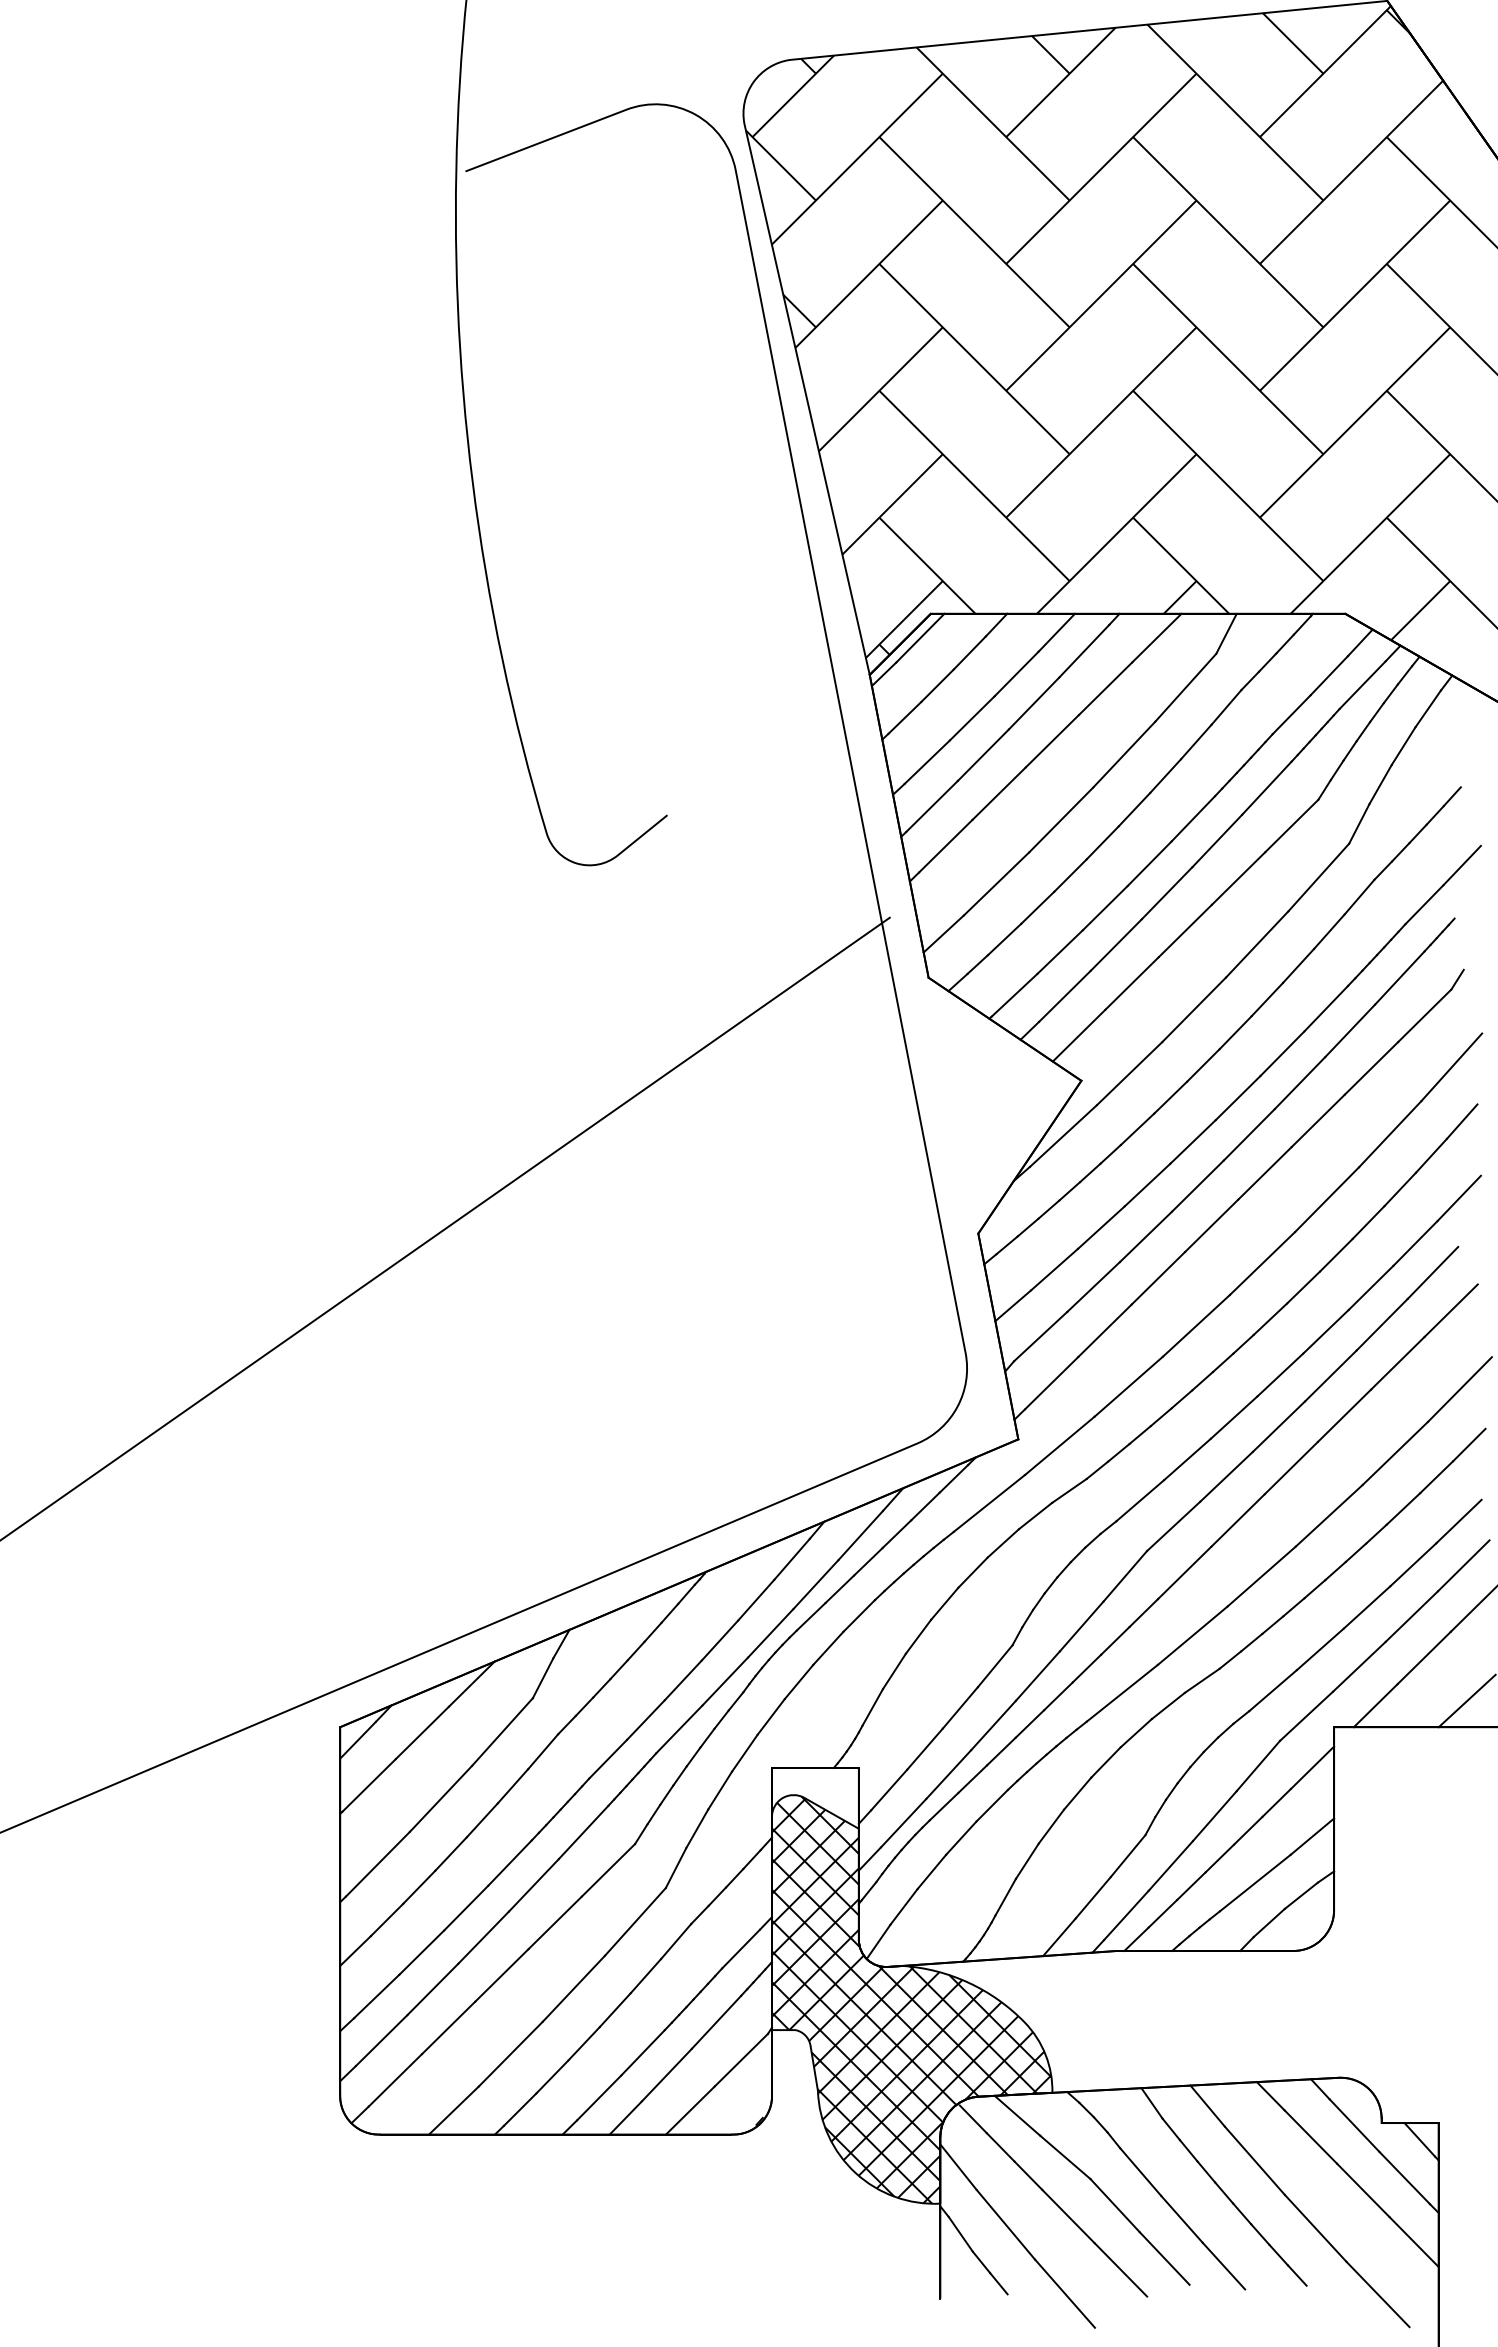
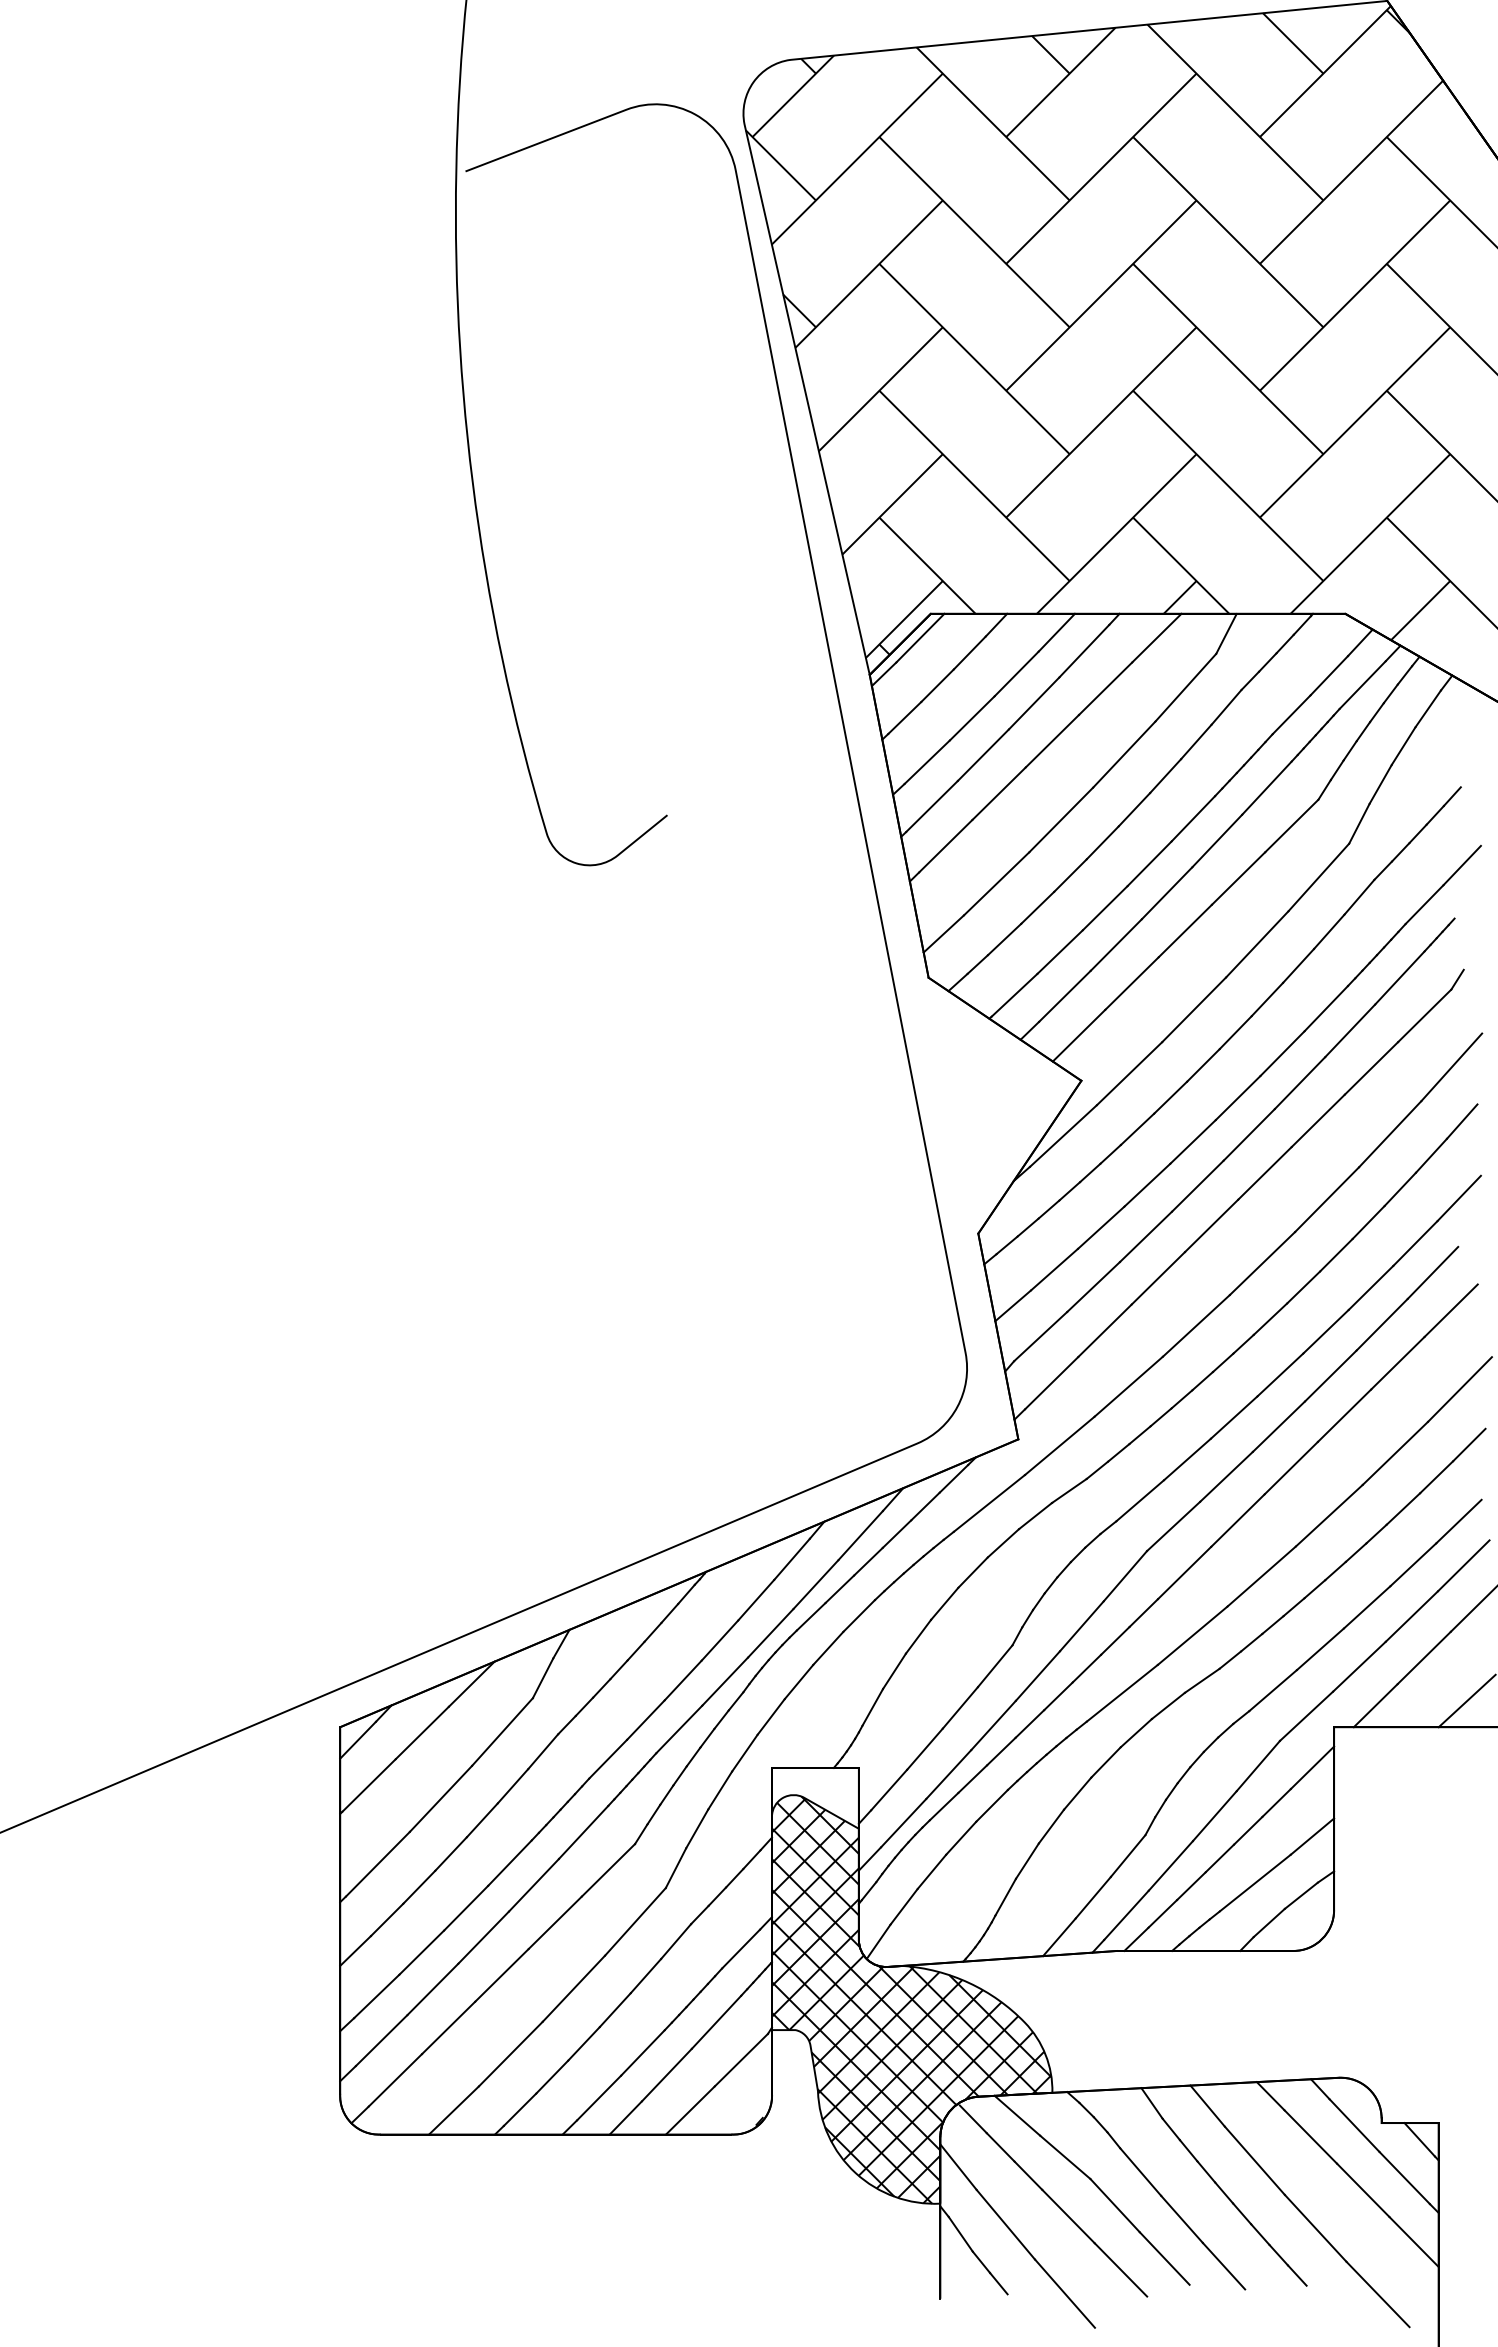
line: present -> none (445, 1228)
